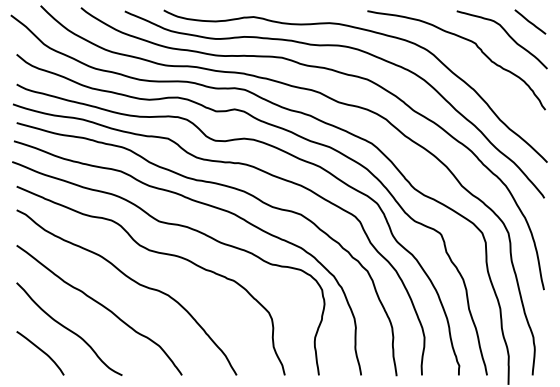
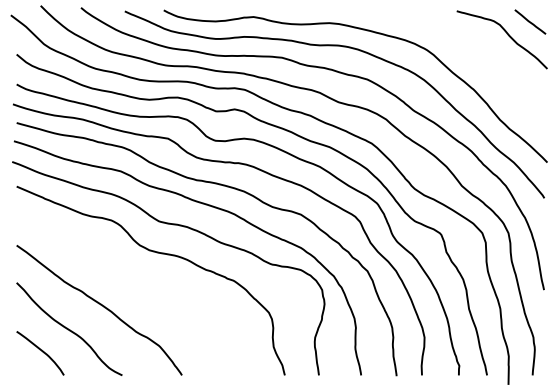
curve: present -> none (463, 39)
curve: present -> none (132, 281)
